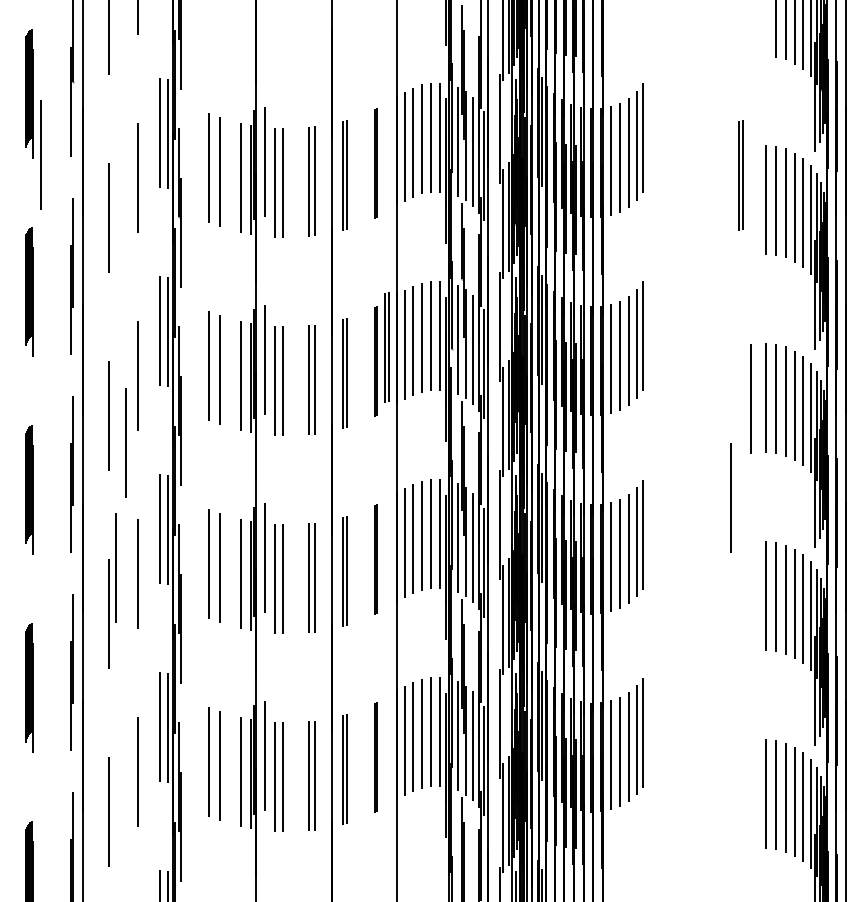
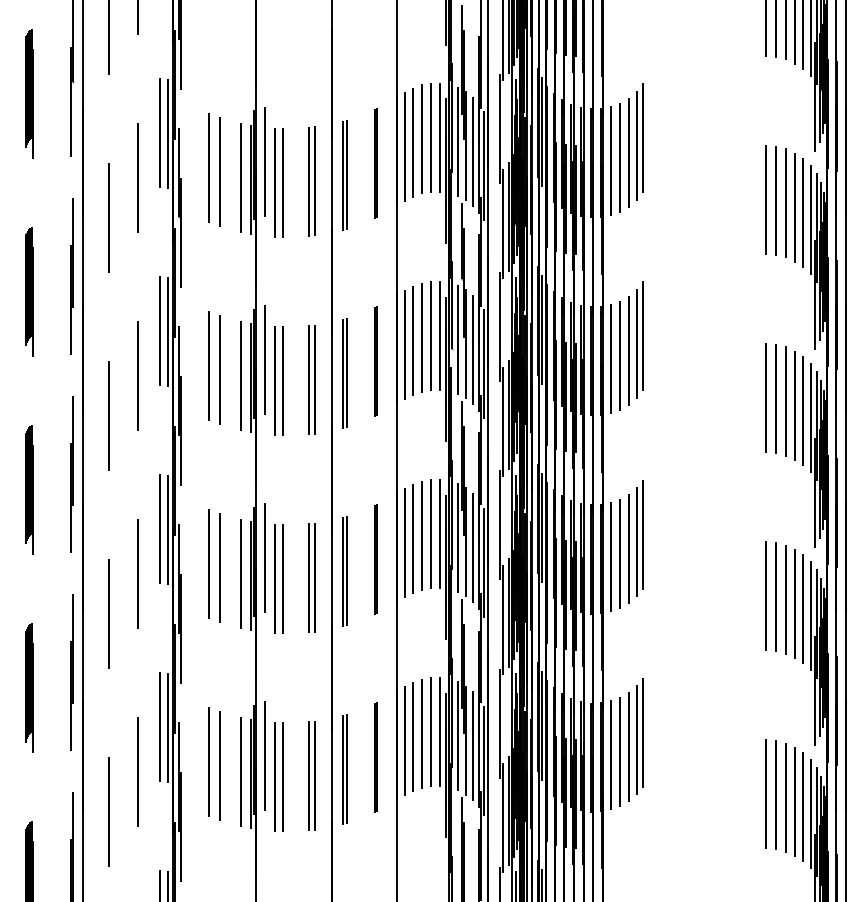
line: none -> present (765, 29)
line: present -> none (40, 154)
part: present -> none (740, 175)
part: present -> none (386, 347)
line: present -> none (750, 398)
line: present -> none (125, 442)
line: present -> none (730, 497)
line: present -> none (115, 567)
